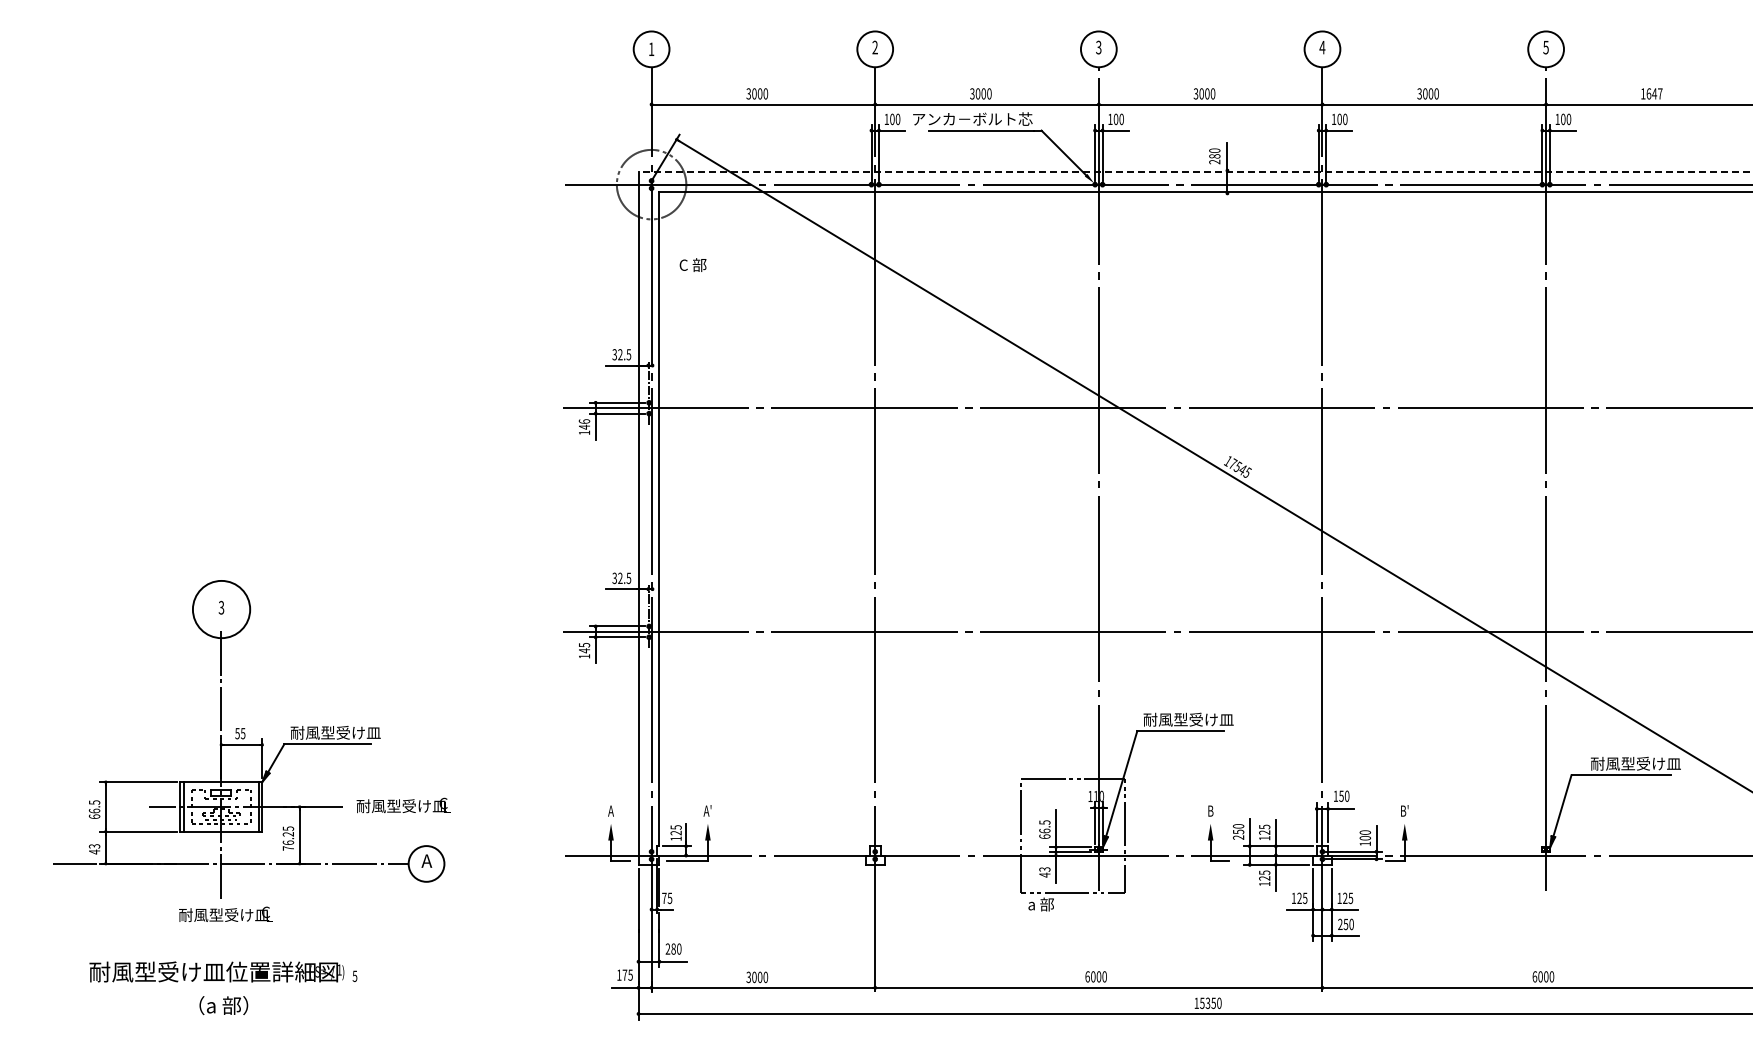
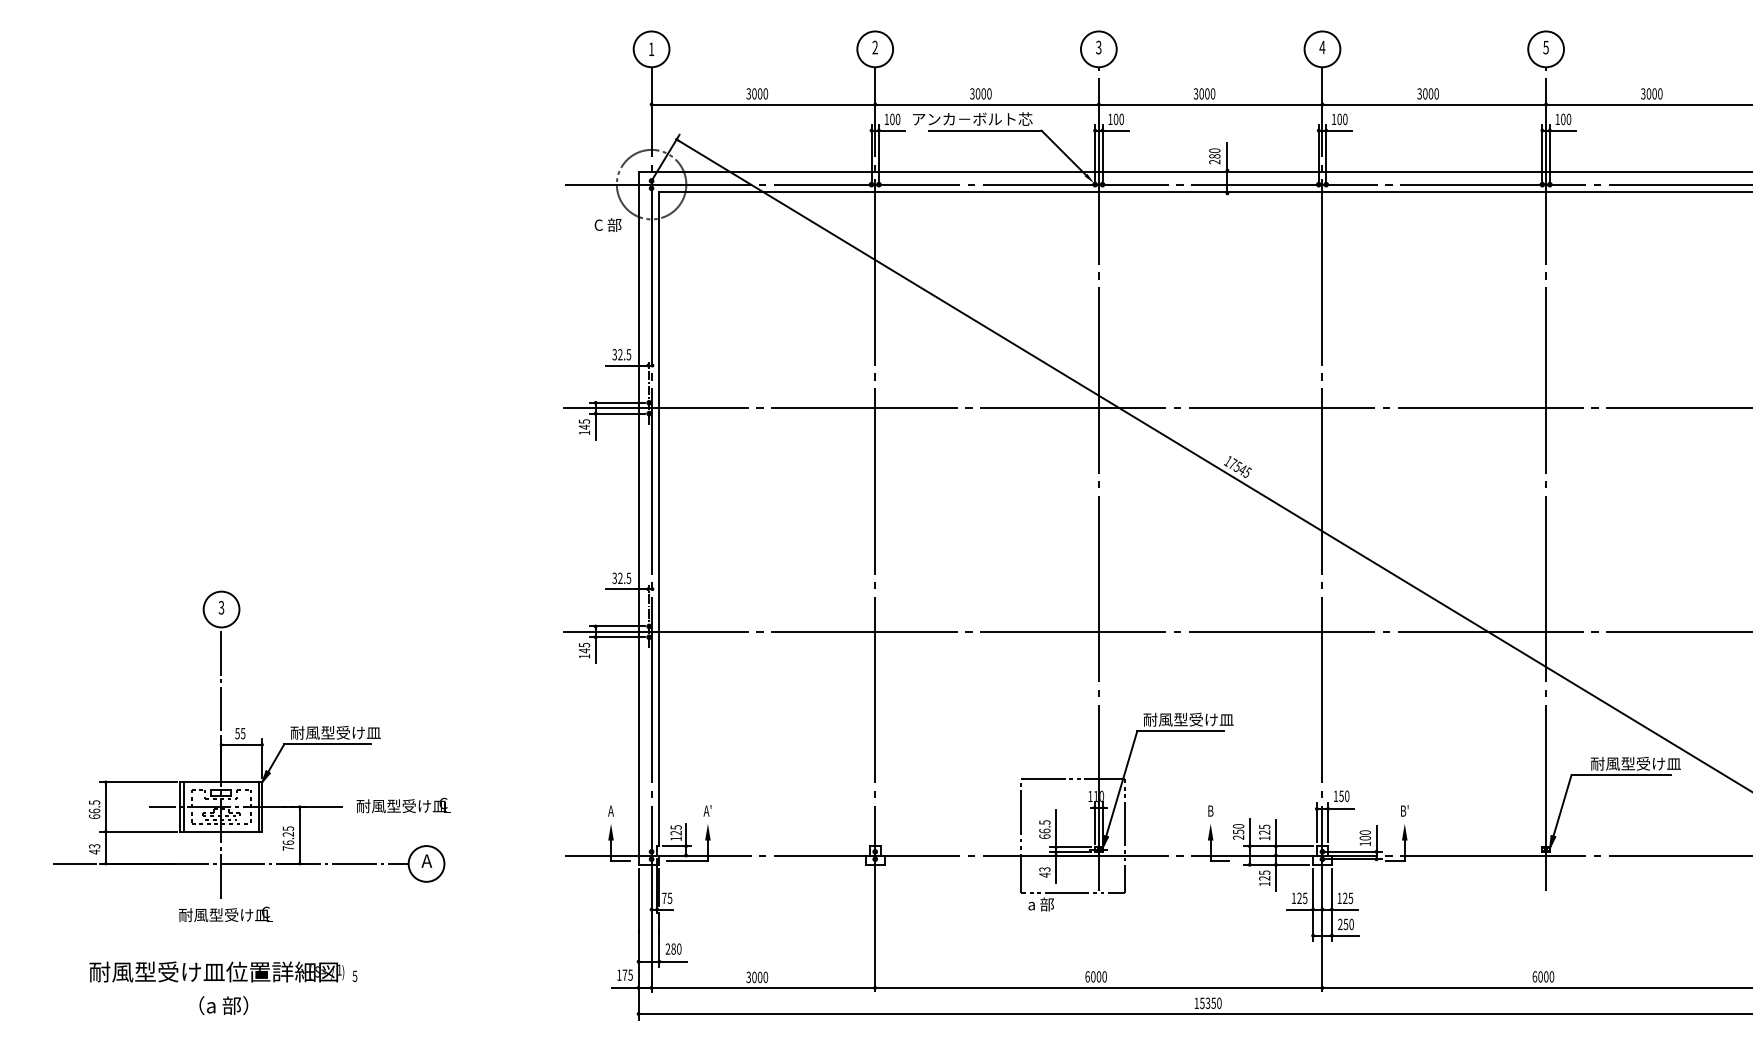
text: 1647 -> 3000 (1651, 93)
line: dashed -> solid (1195, 171)
text position: (692, 264) -> (607, 224) (607, 224)
text: 146 -> 145 (584, 421)
circle diameter: 57 px -> 36 px (221, 609)
